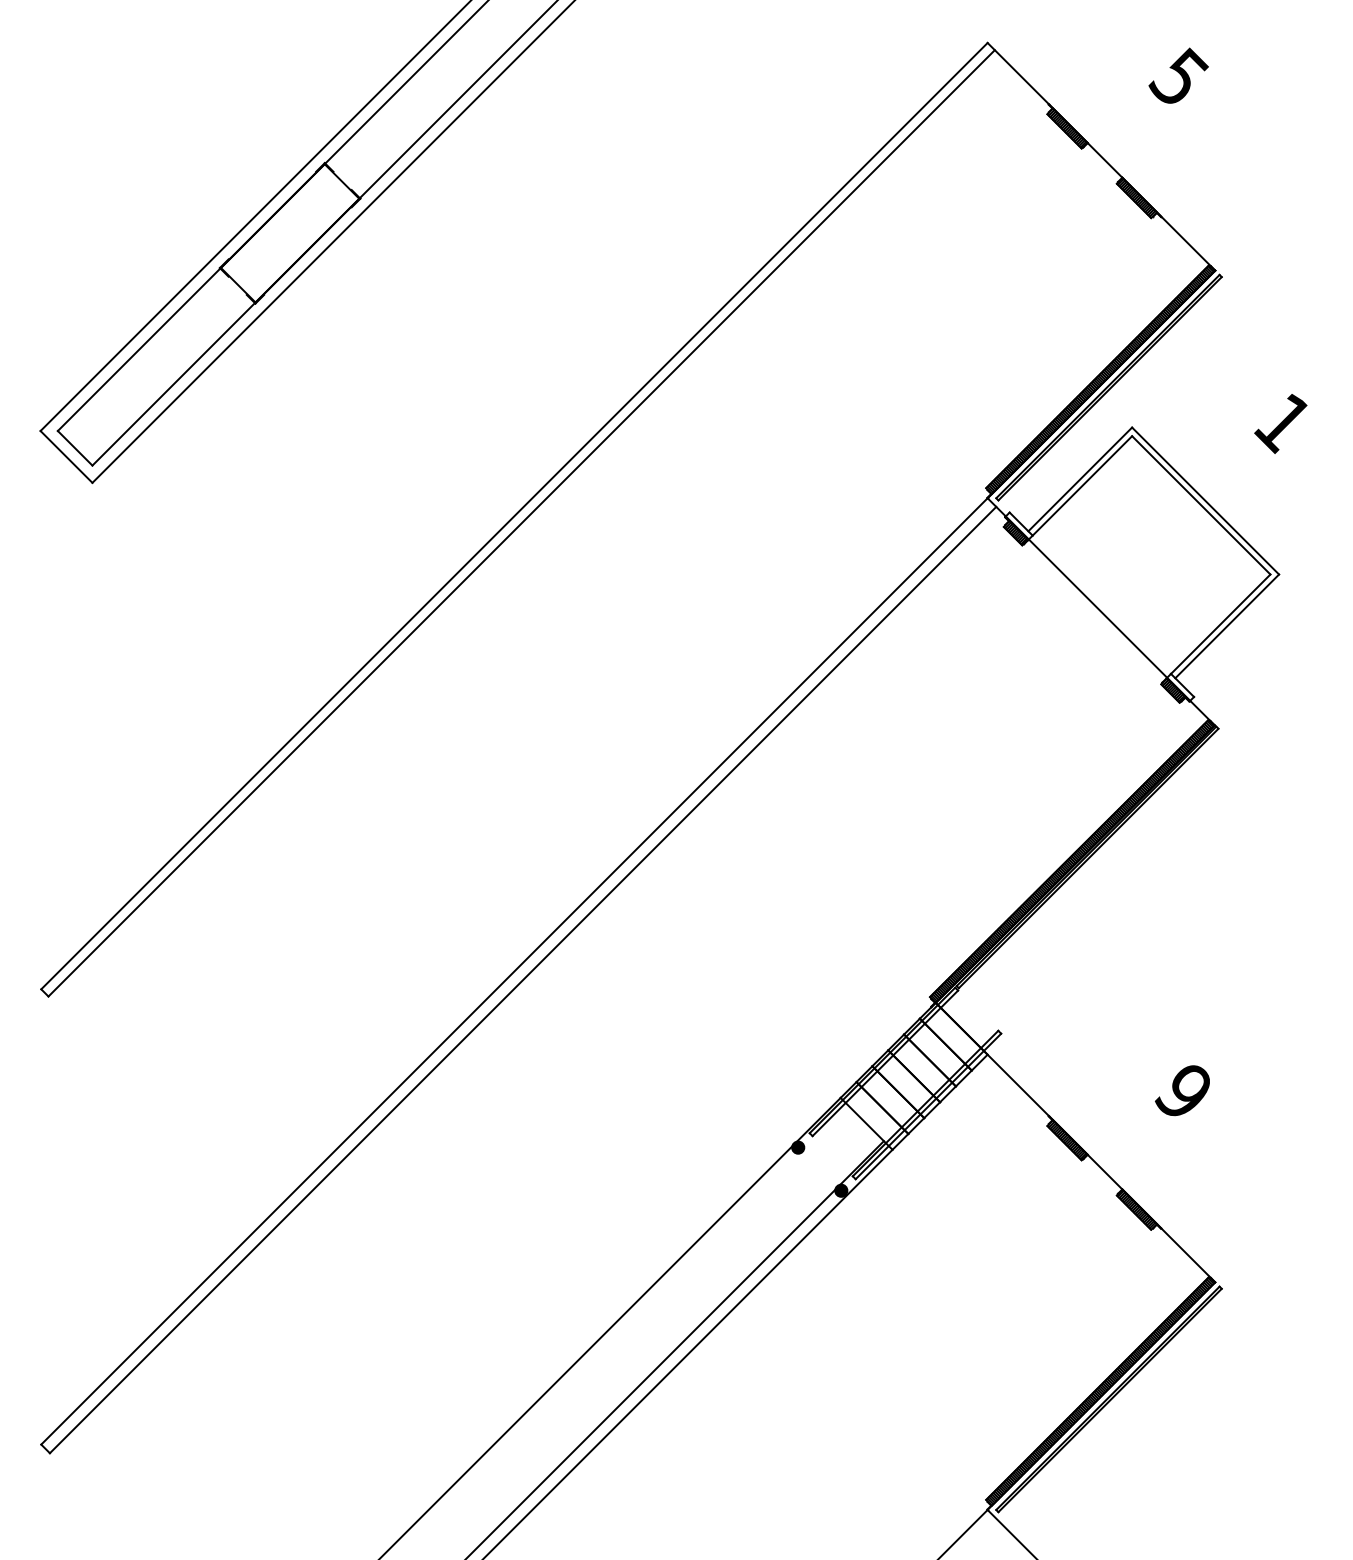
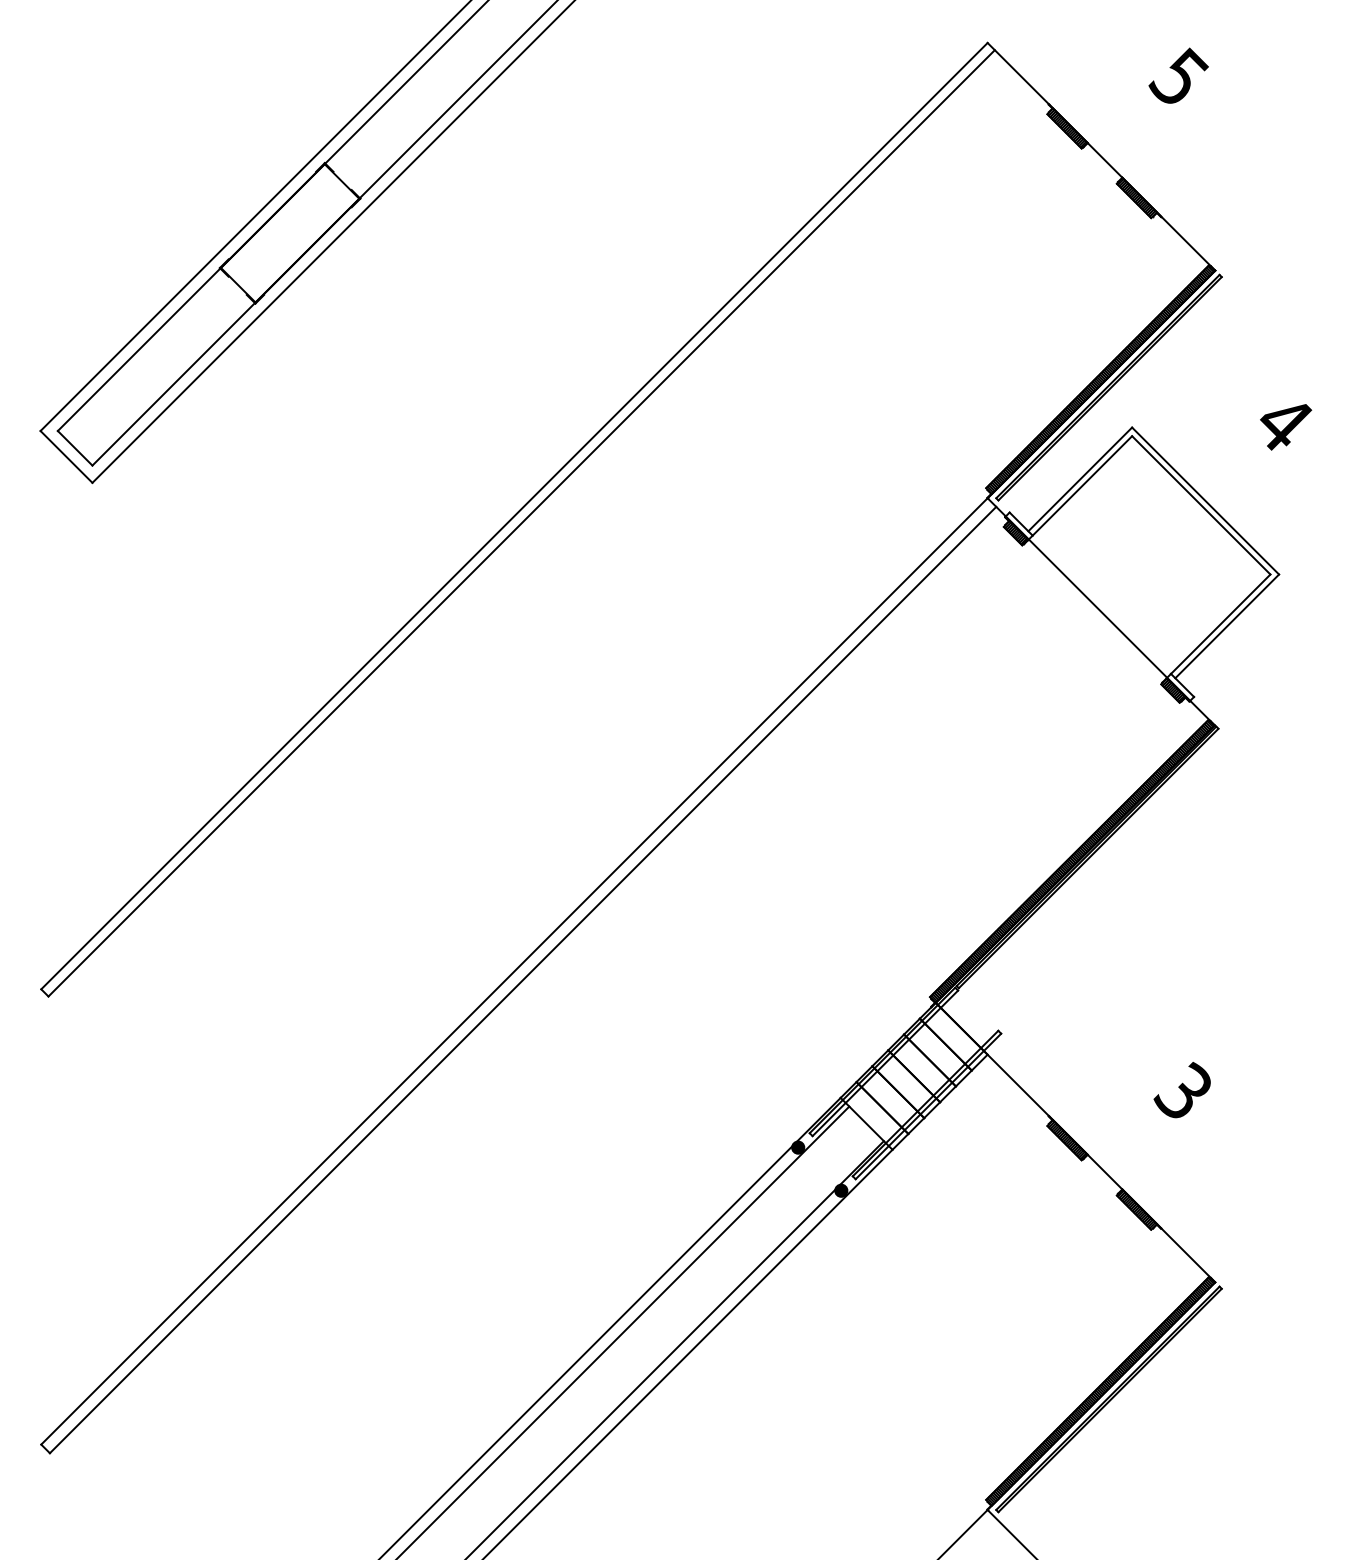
text: 1 -> 4 (1283, 423)
text: 9 -> 3 (1181, 1089)
line: none -> present (624, 1331)
